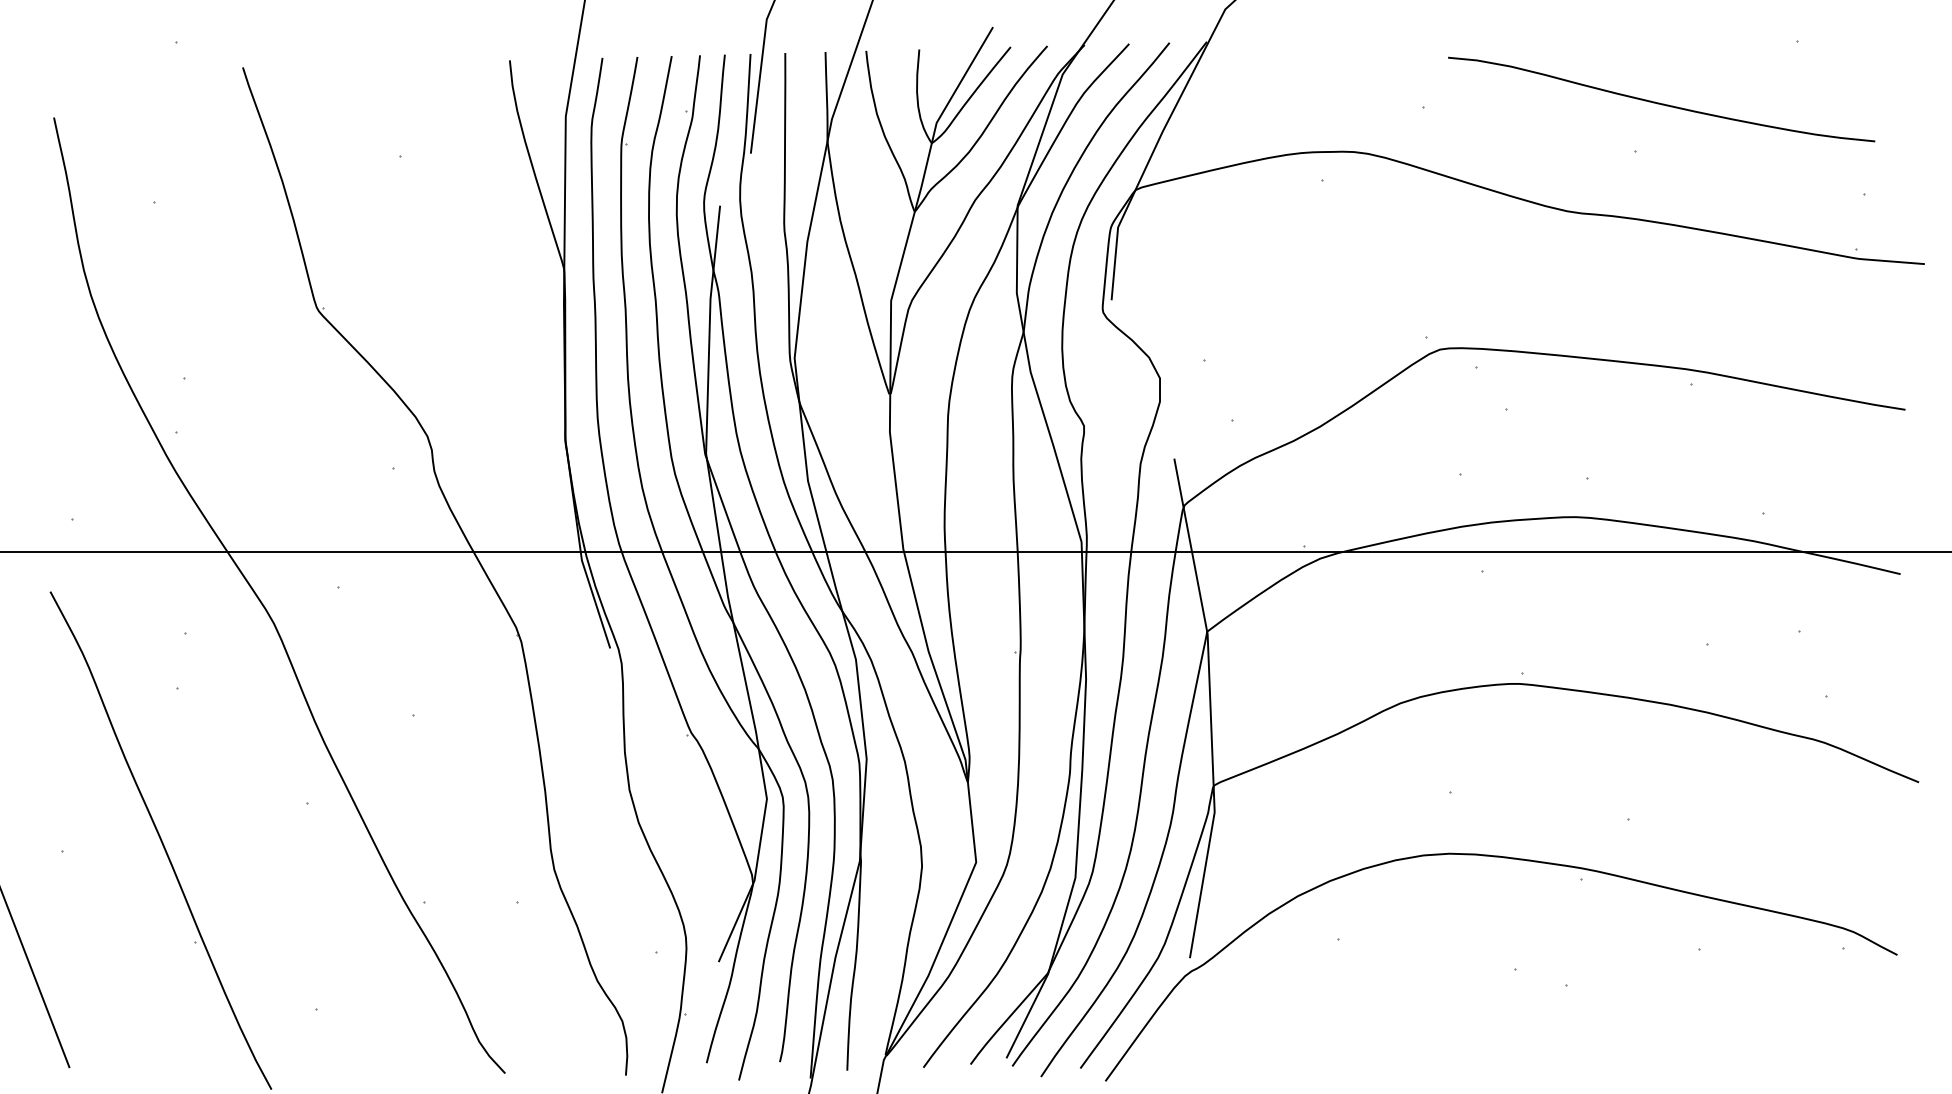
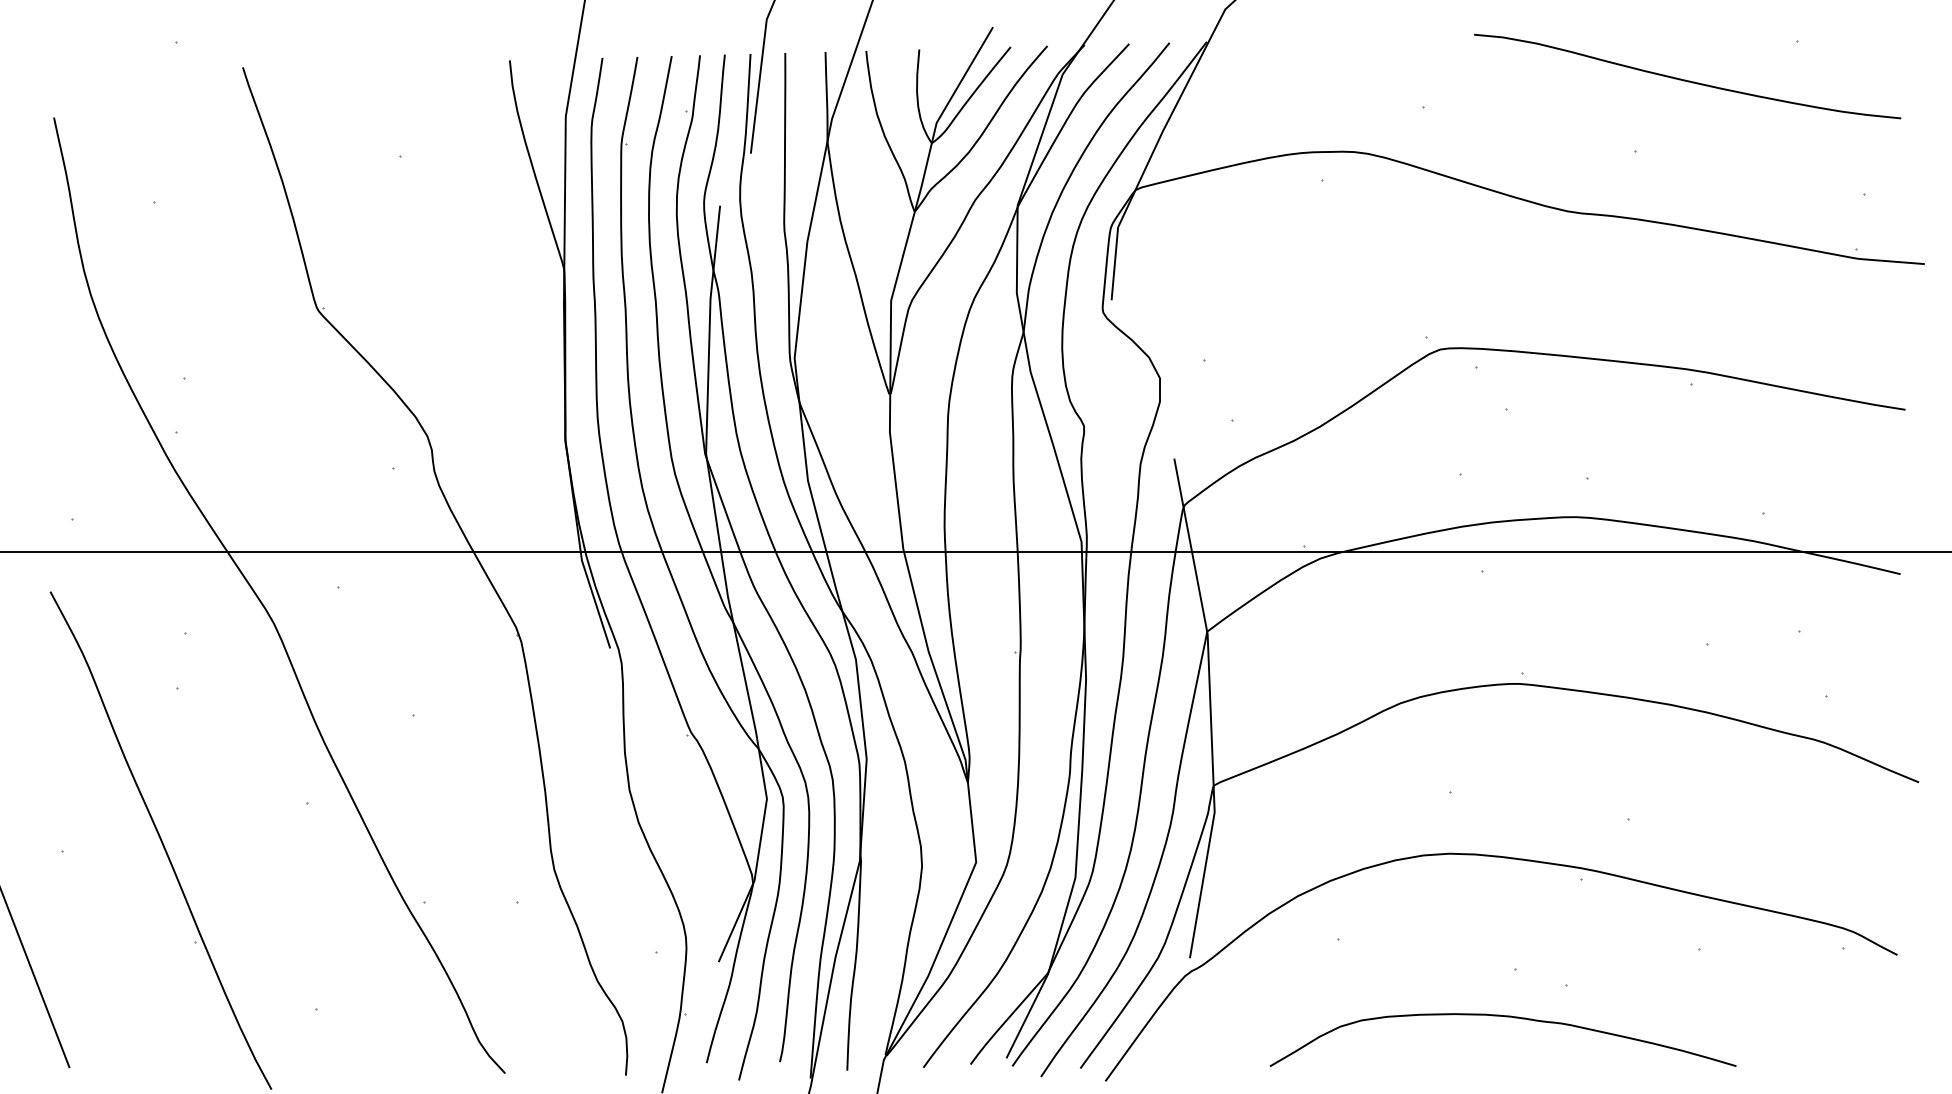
curve position: (1659, 102) -> (1685, 79) (1685, 79)
curve: none -> present (1505, 1017)
